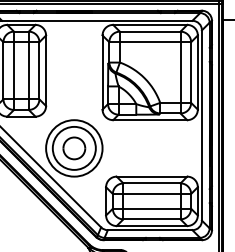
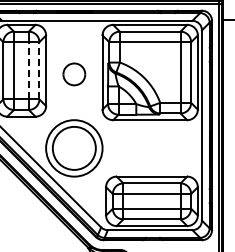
line: solid -> dashed (28, 70)
line: solid -> dashed (39, 70)
part position: (74, 148) -> (74, 74) (74, 74)
